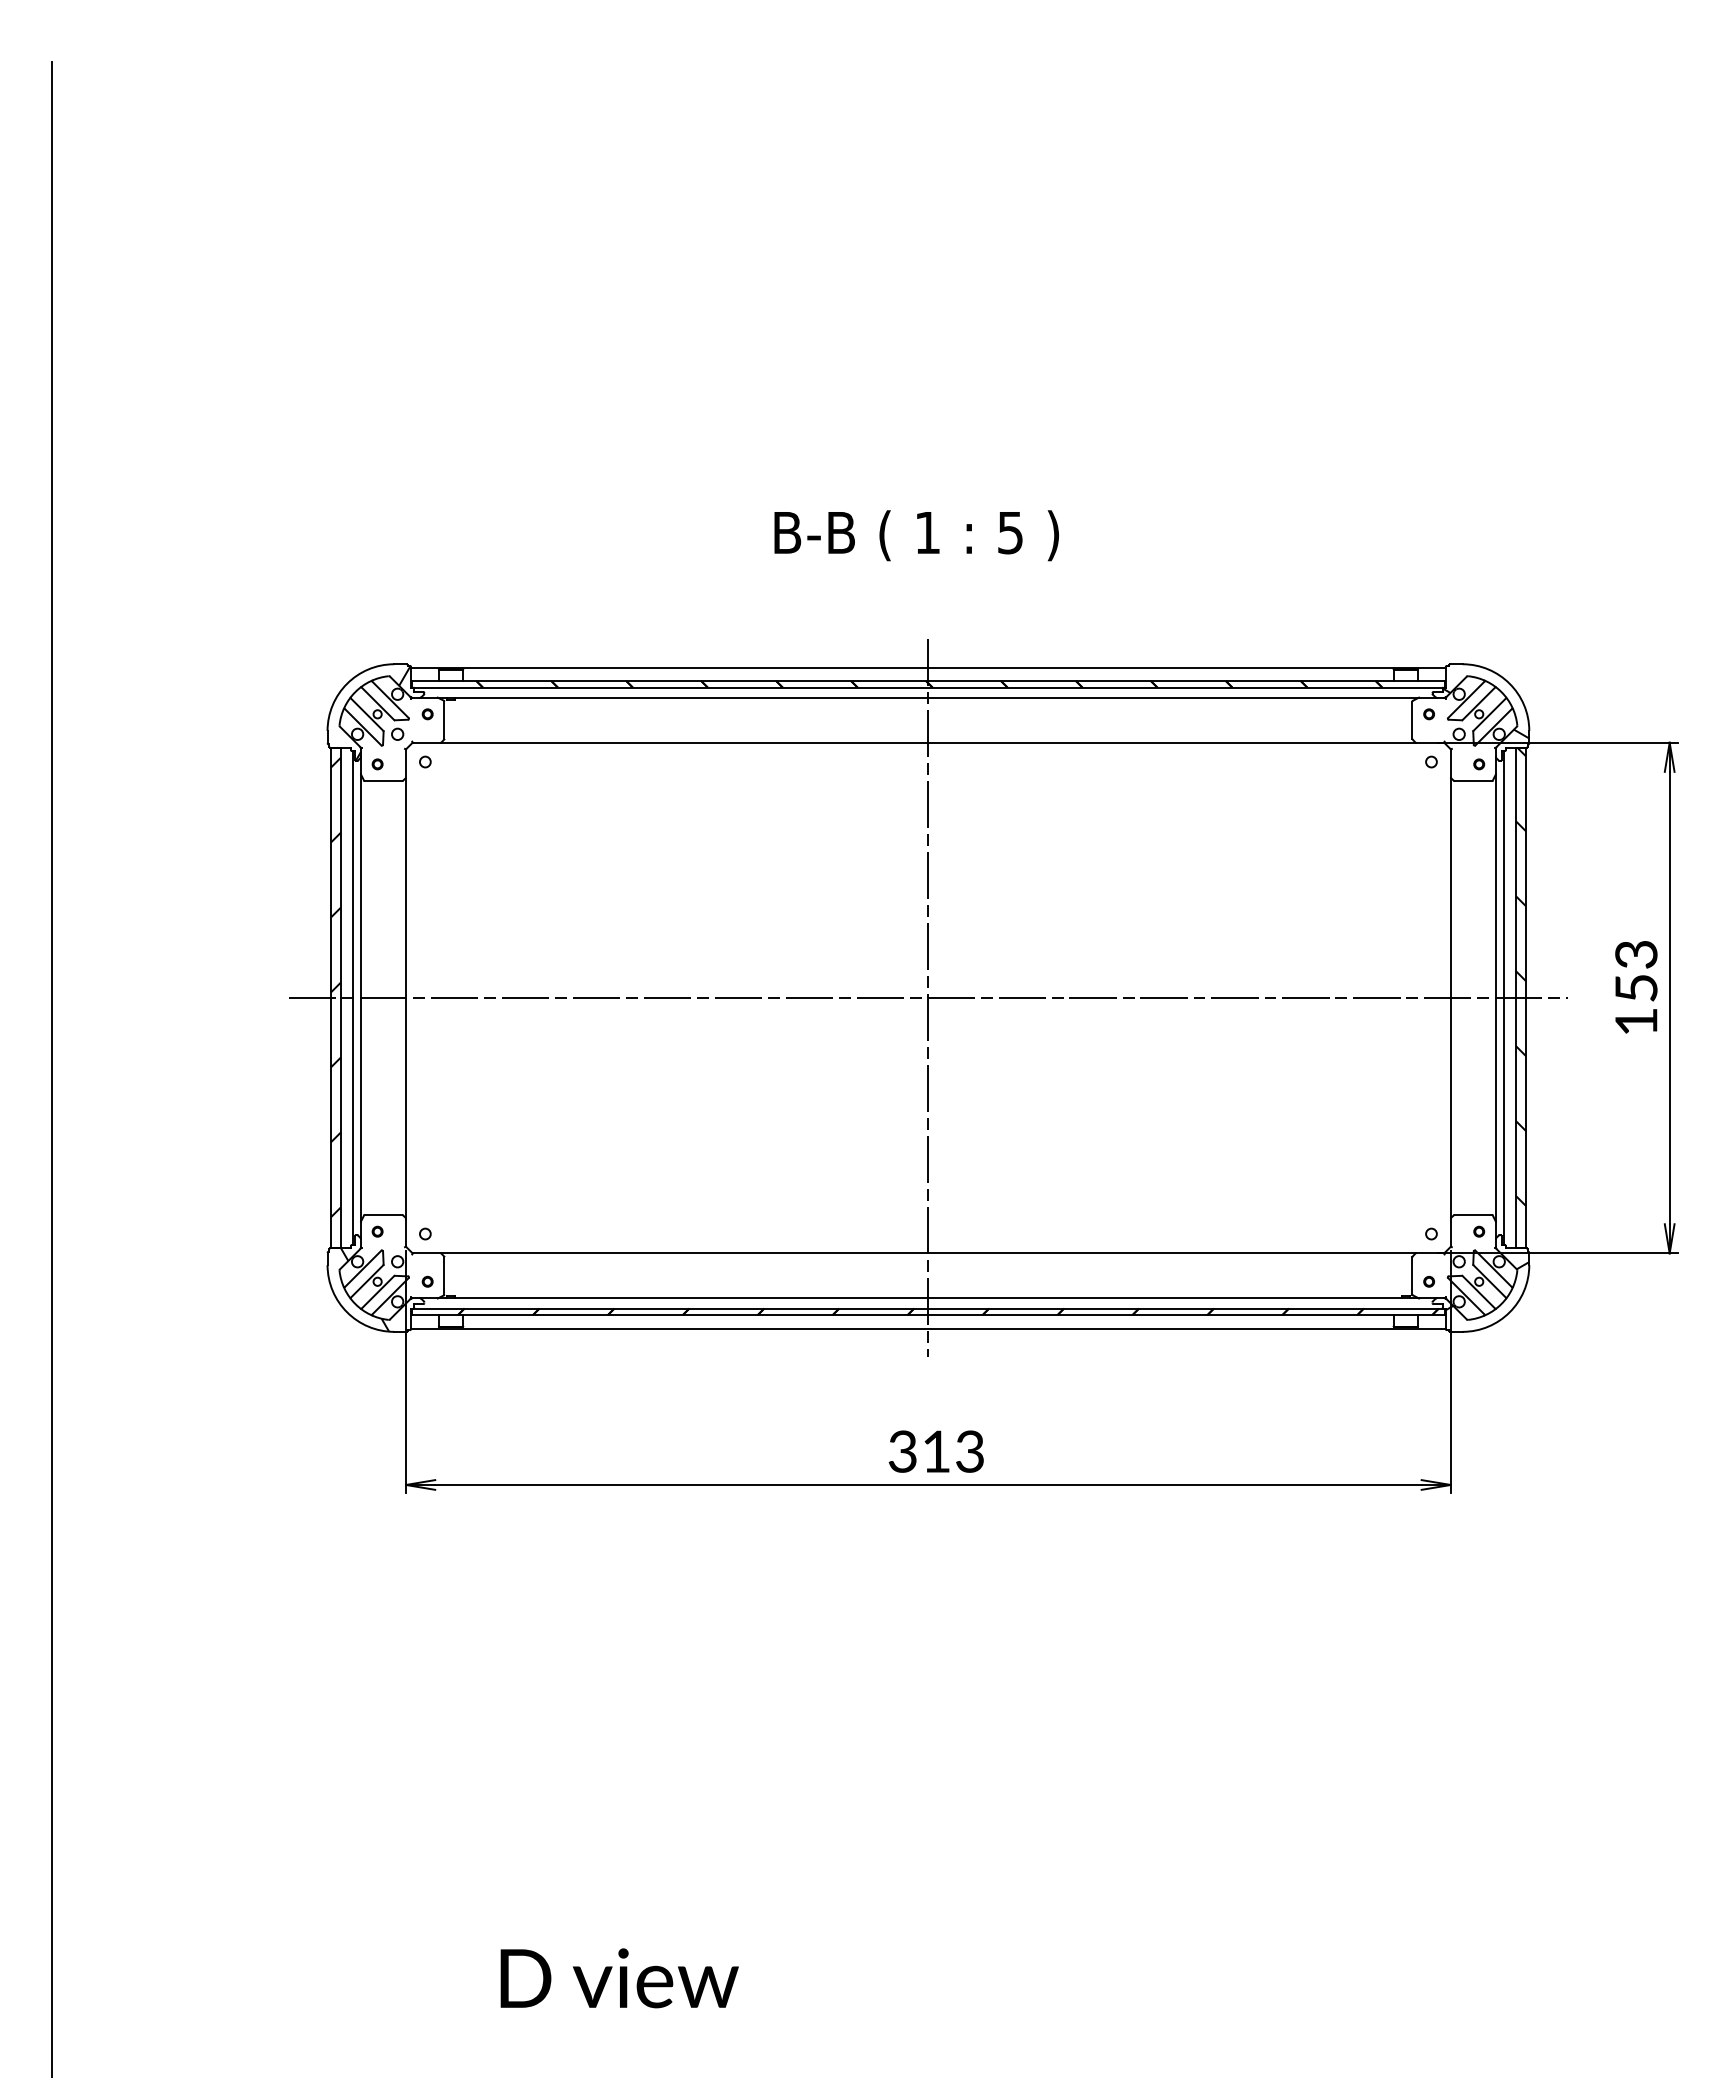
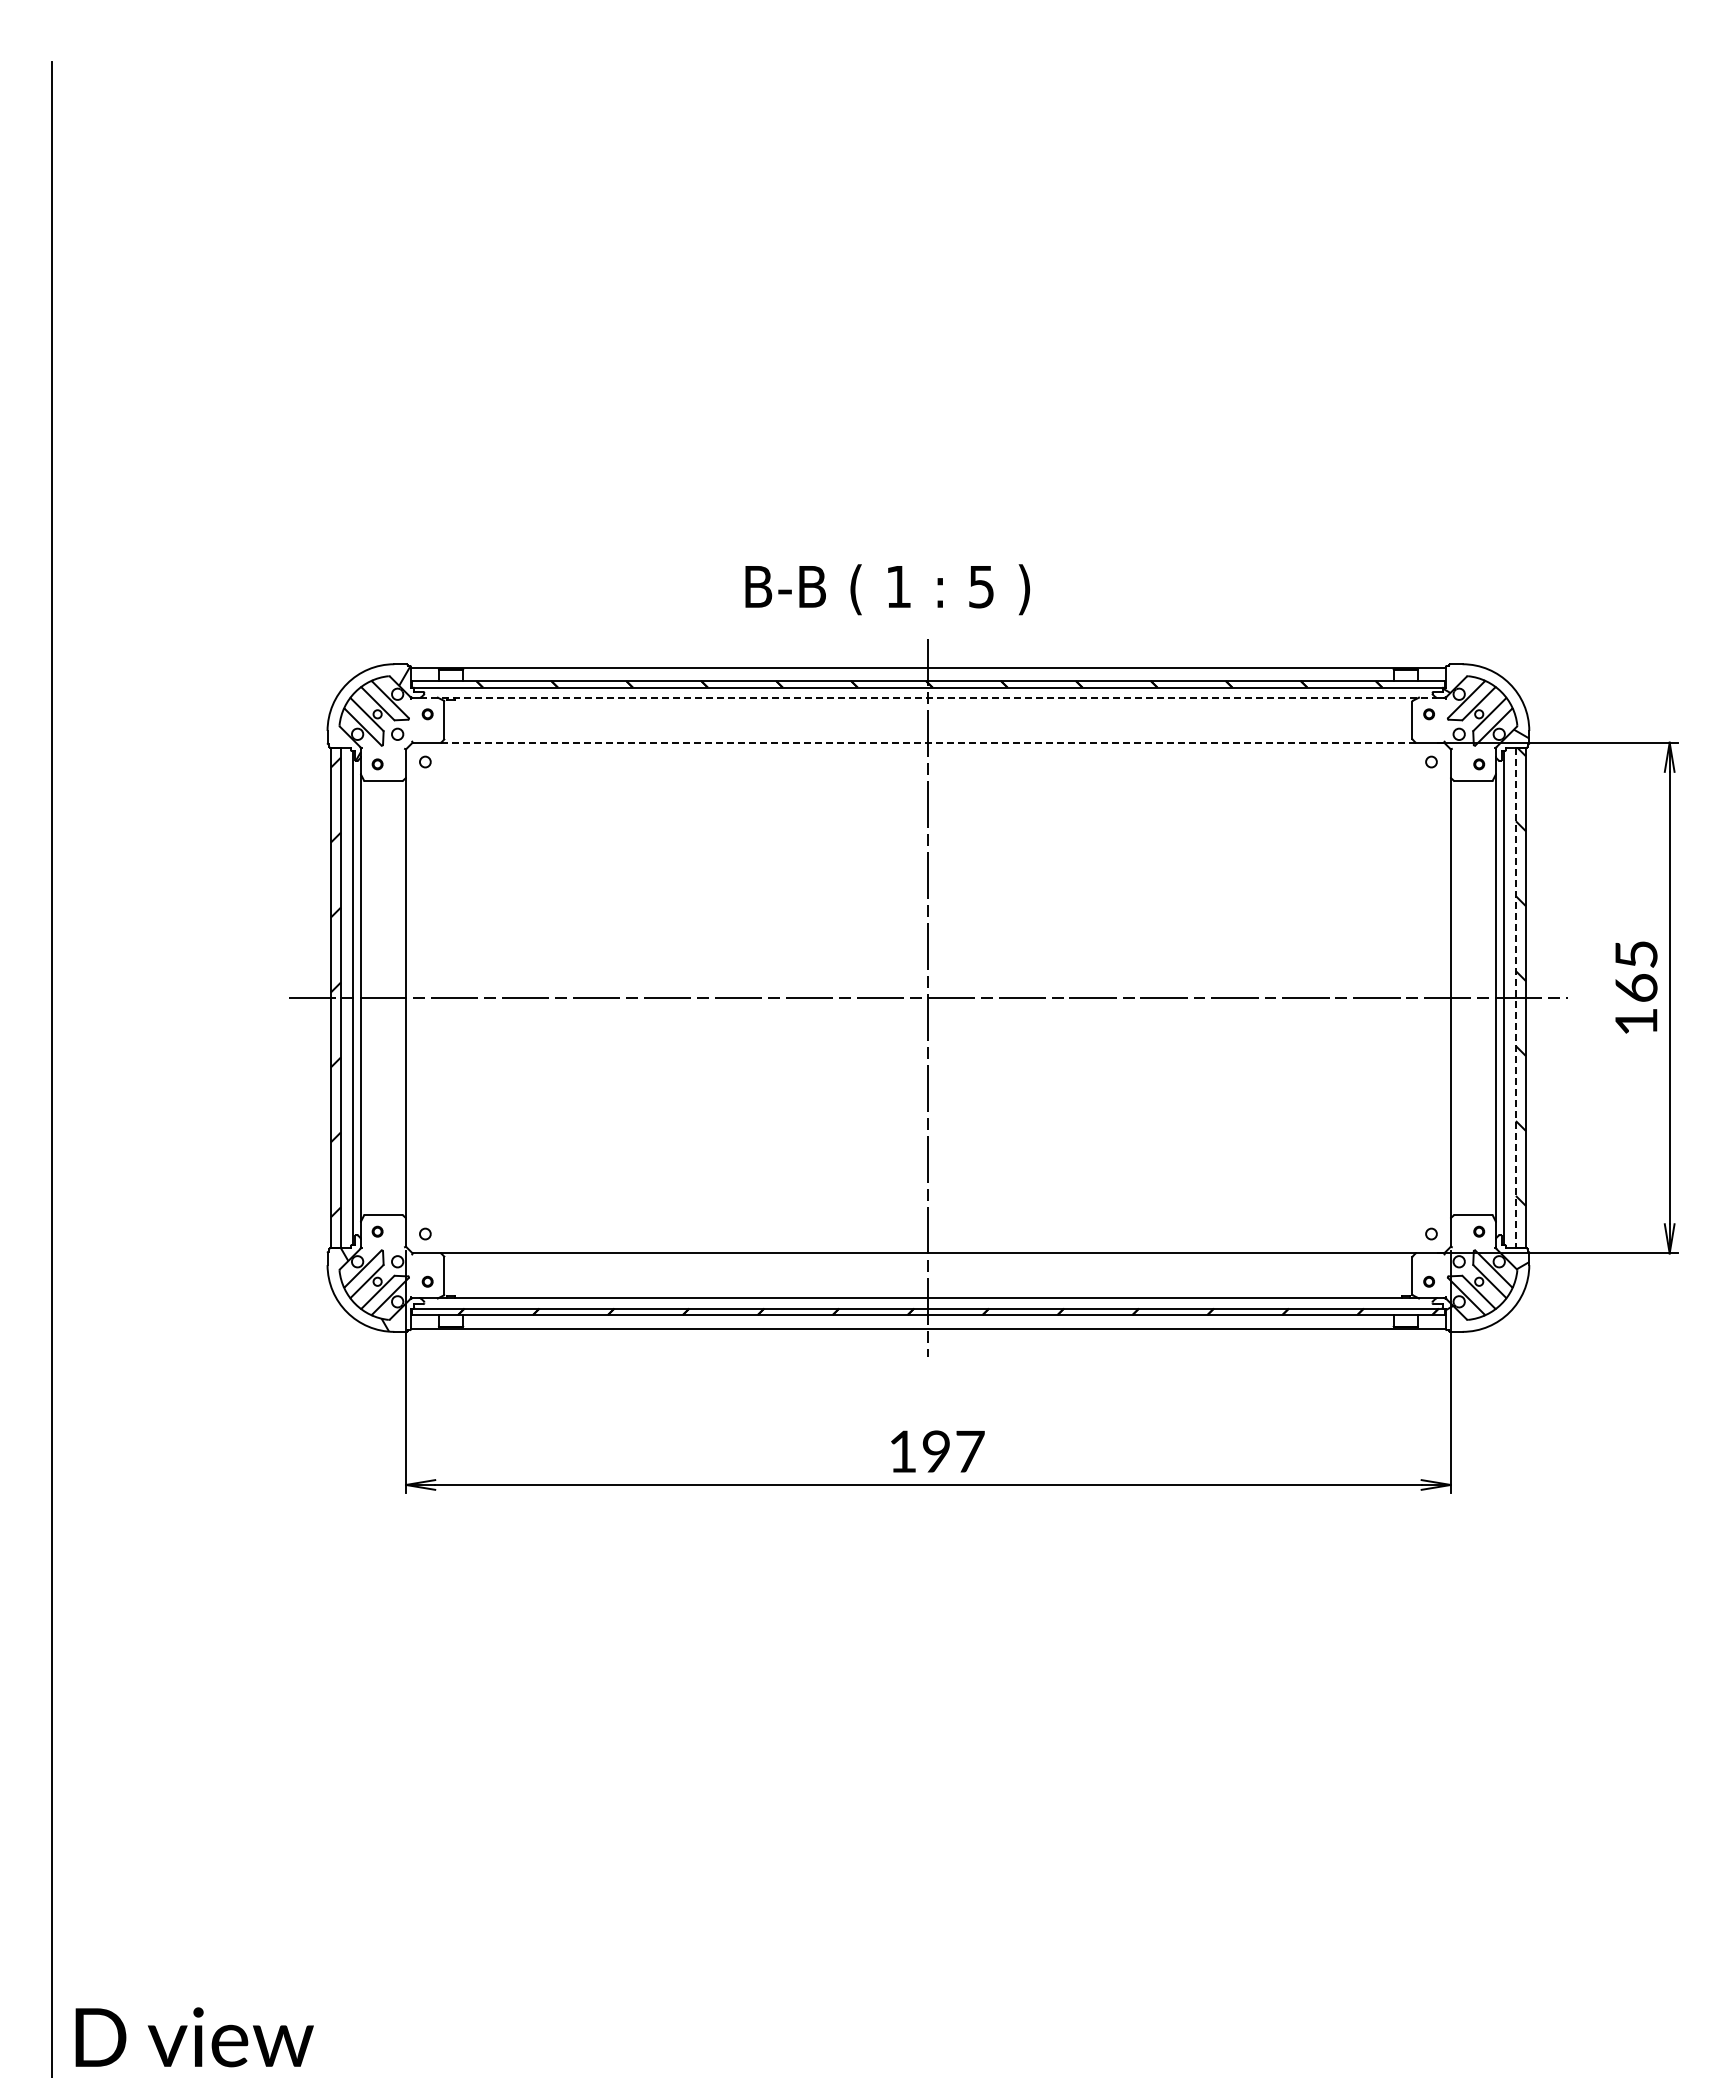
text position: (916, 535) -> (887, 589) (887, 589)
line: solid -> dashed (928, 697)
line: solid -> dashed (928, 742)
text: 153 -> 165 (1636, 971)
line: solid -> dashed (1515, 998)
text: 313 -> 197 (936, 1451)
text position: (619, 1978) -> (194, 2037) (194, 2037)
